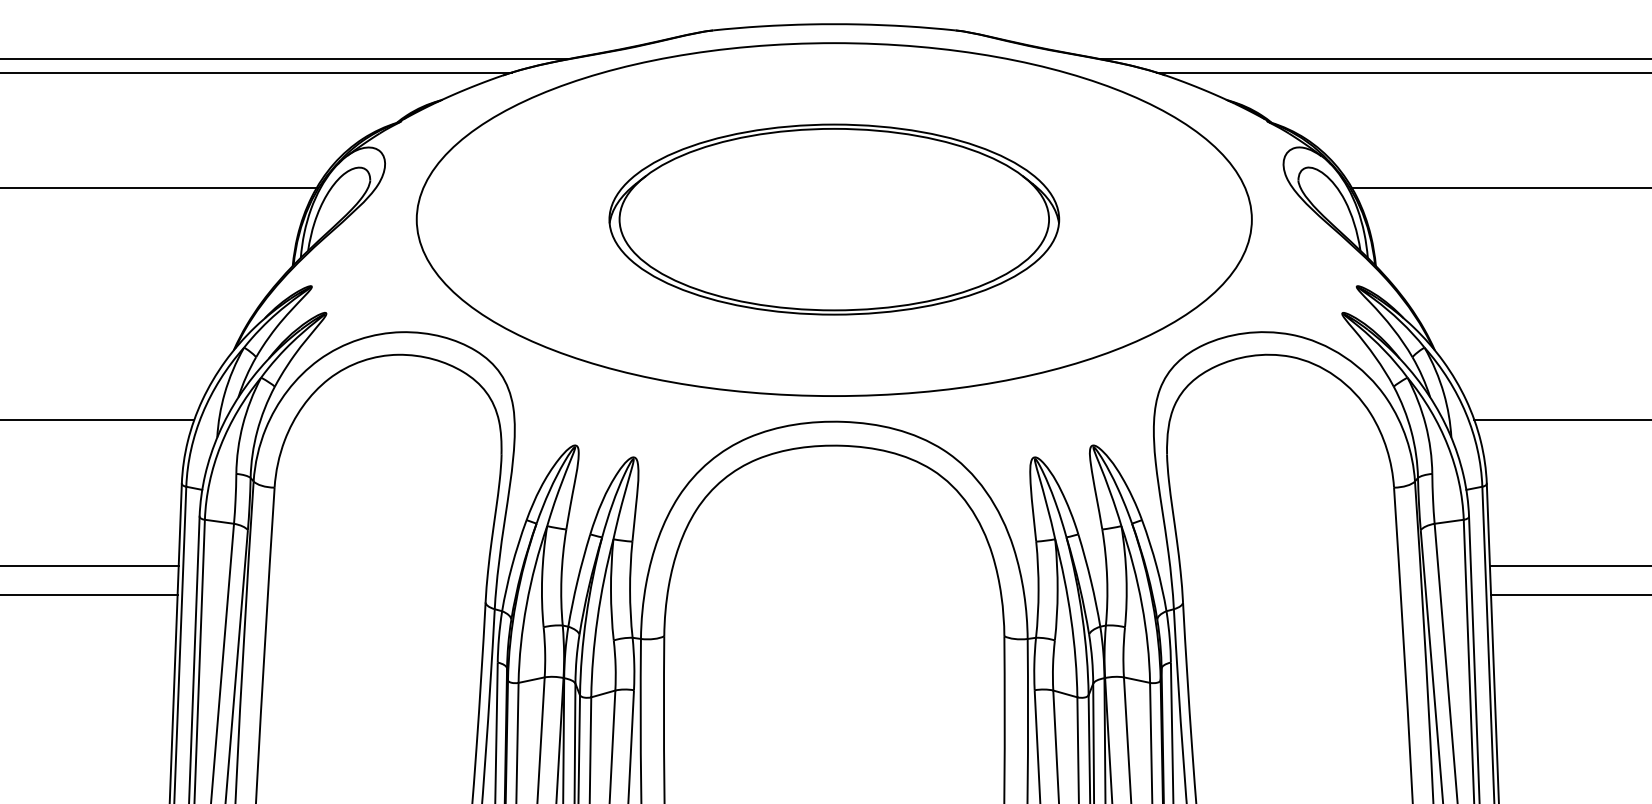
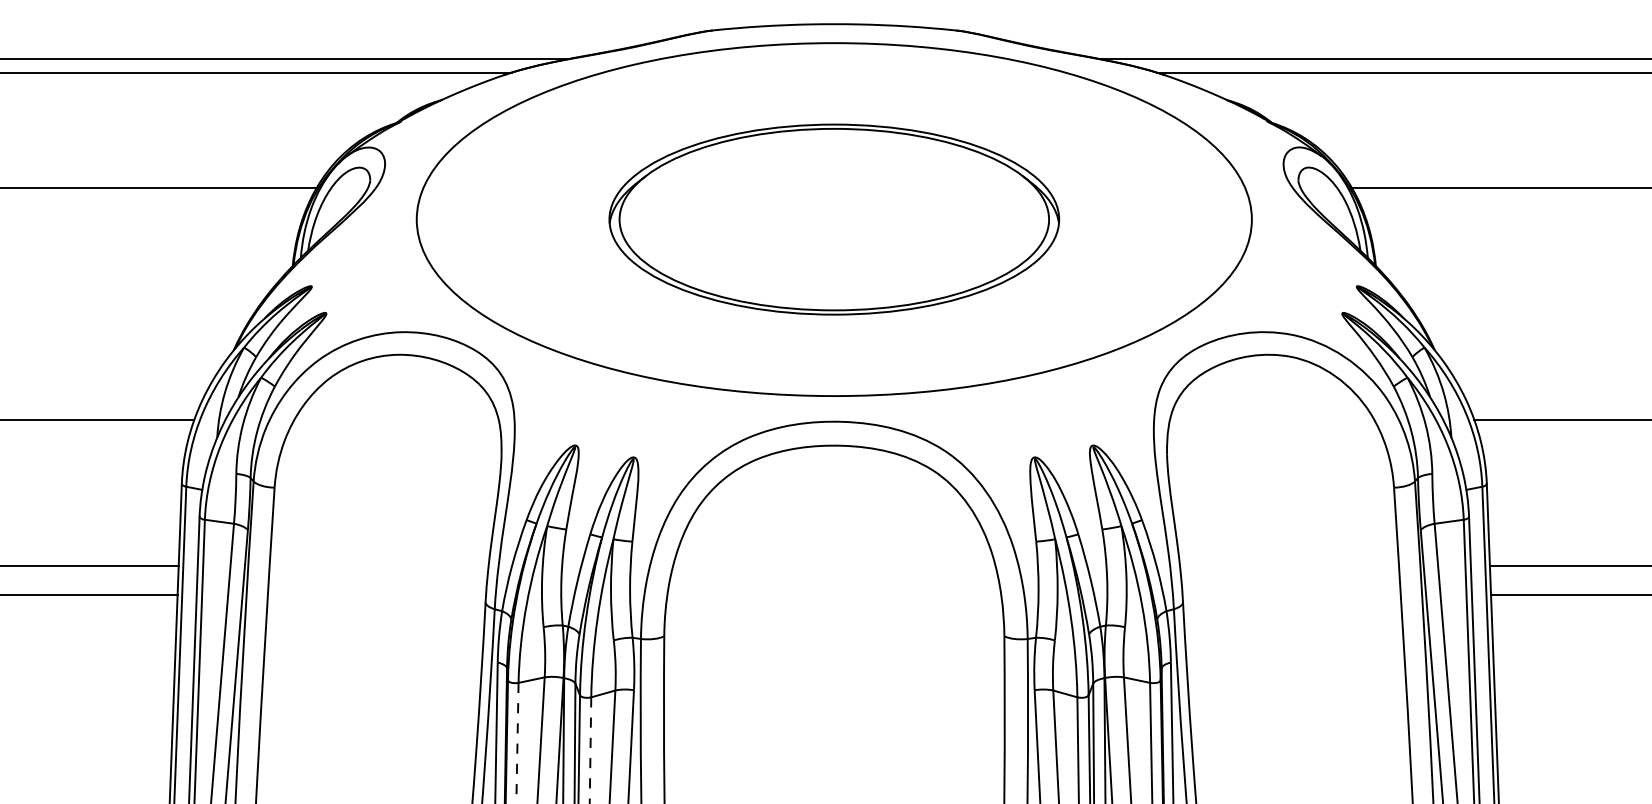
line: solid -> dashed (517, 743)
line: solid -> dashed (590, 750)
